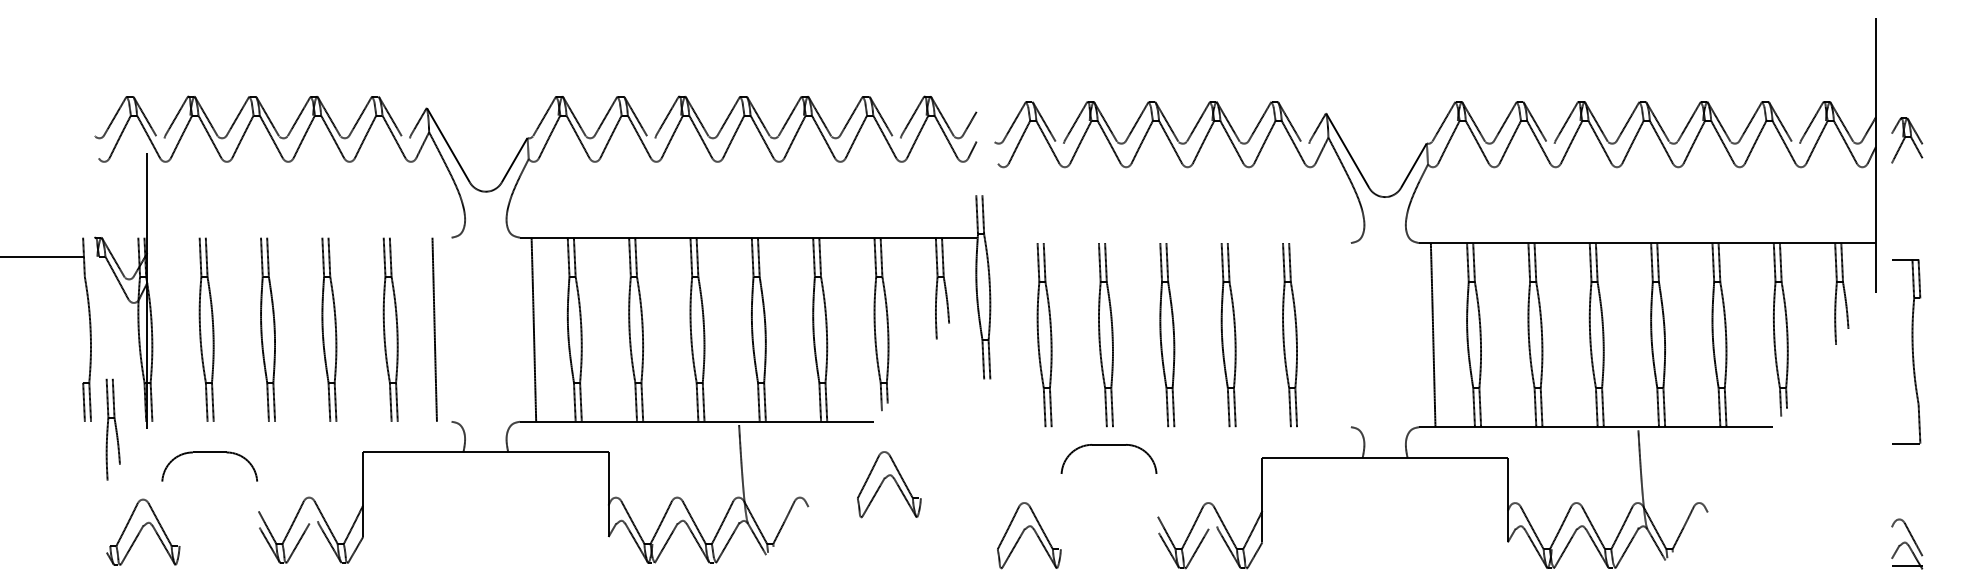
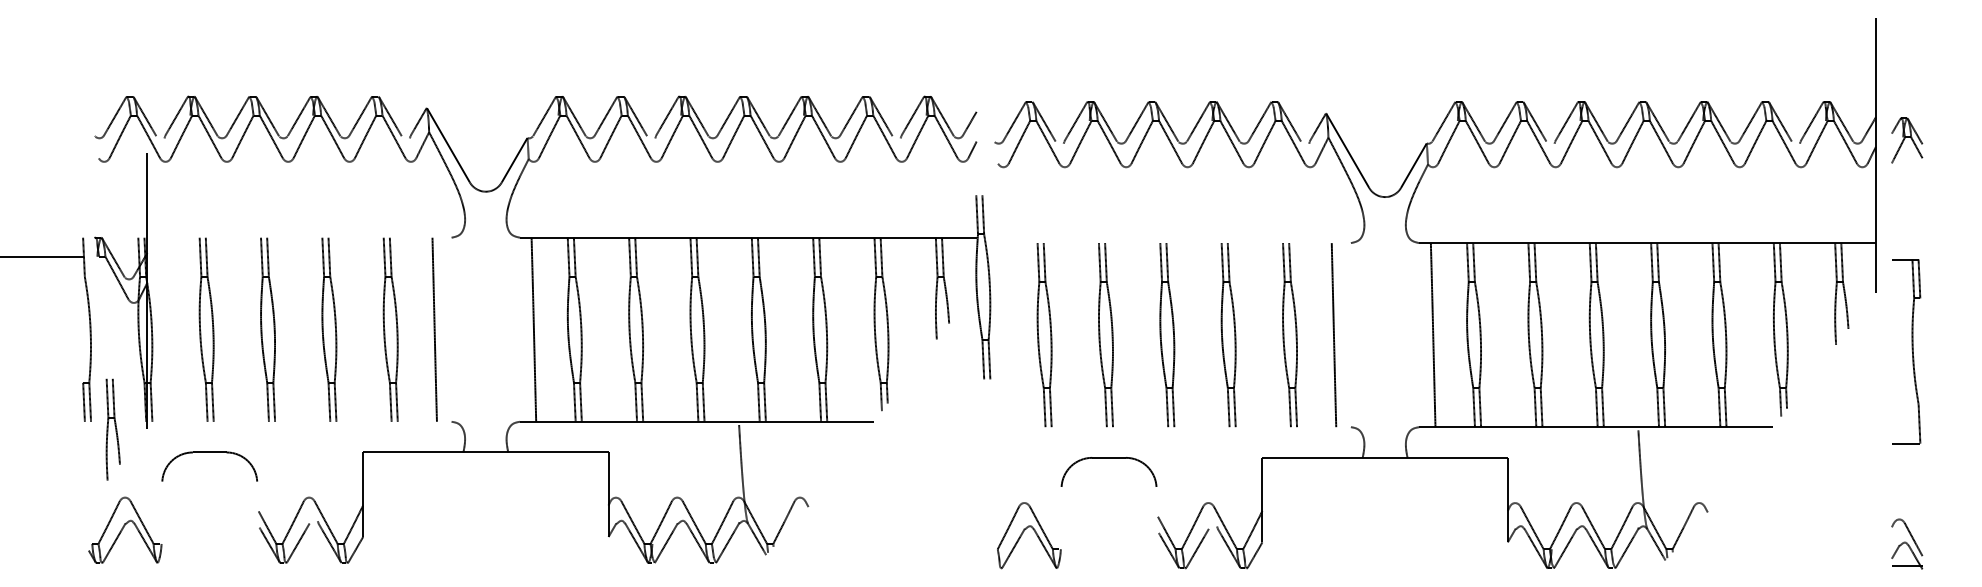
line: none -> present (1333, 335)
part position: (1108, 445) -> (1108, 458) (1108, 458)
part: present -> none (889, 484)
part position: (143, 531) -> (125, 529) (125, 529)
